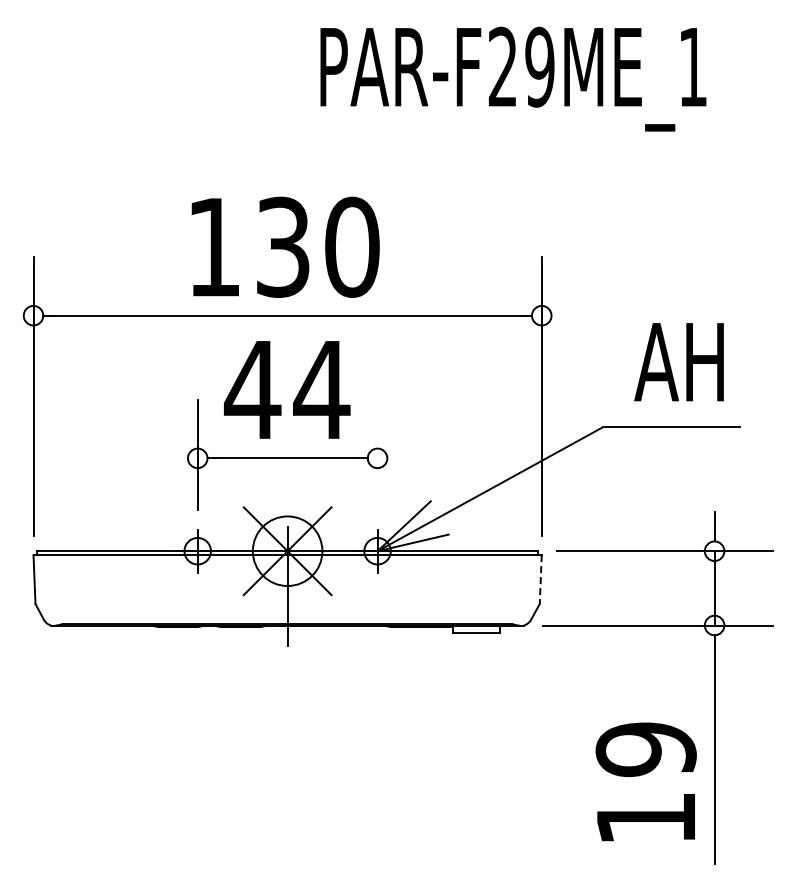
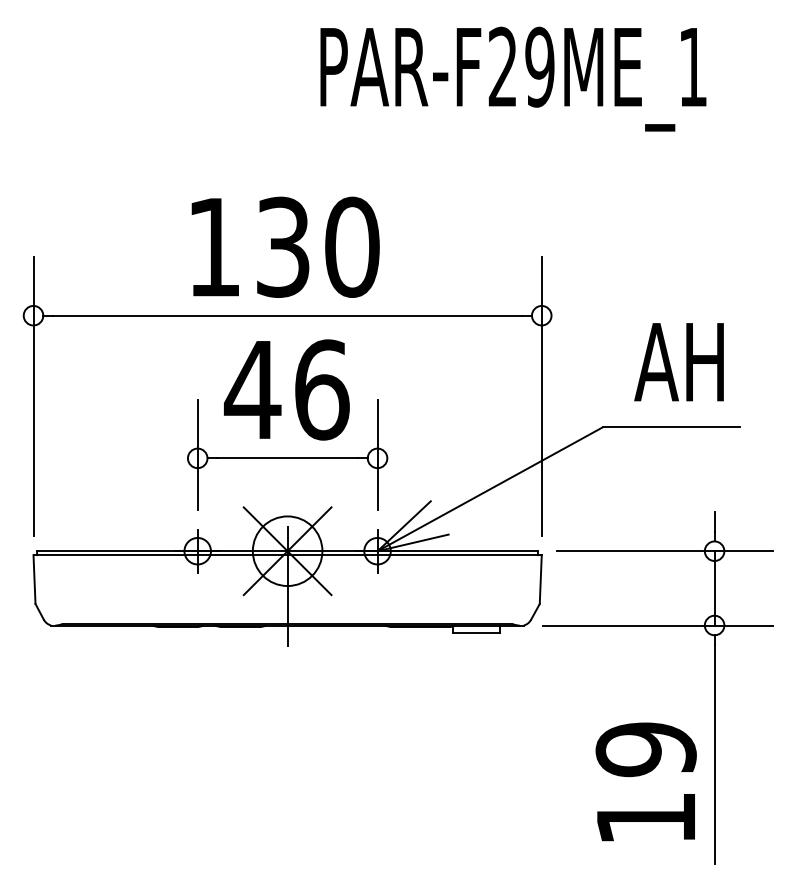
text: 44 -> 46 (321, 389)
line: none -> present (377, 454)
line: dashed -> solid (540, 580)
